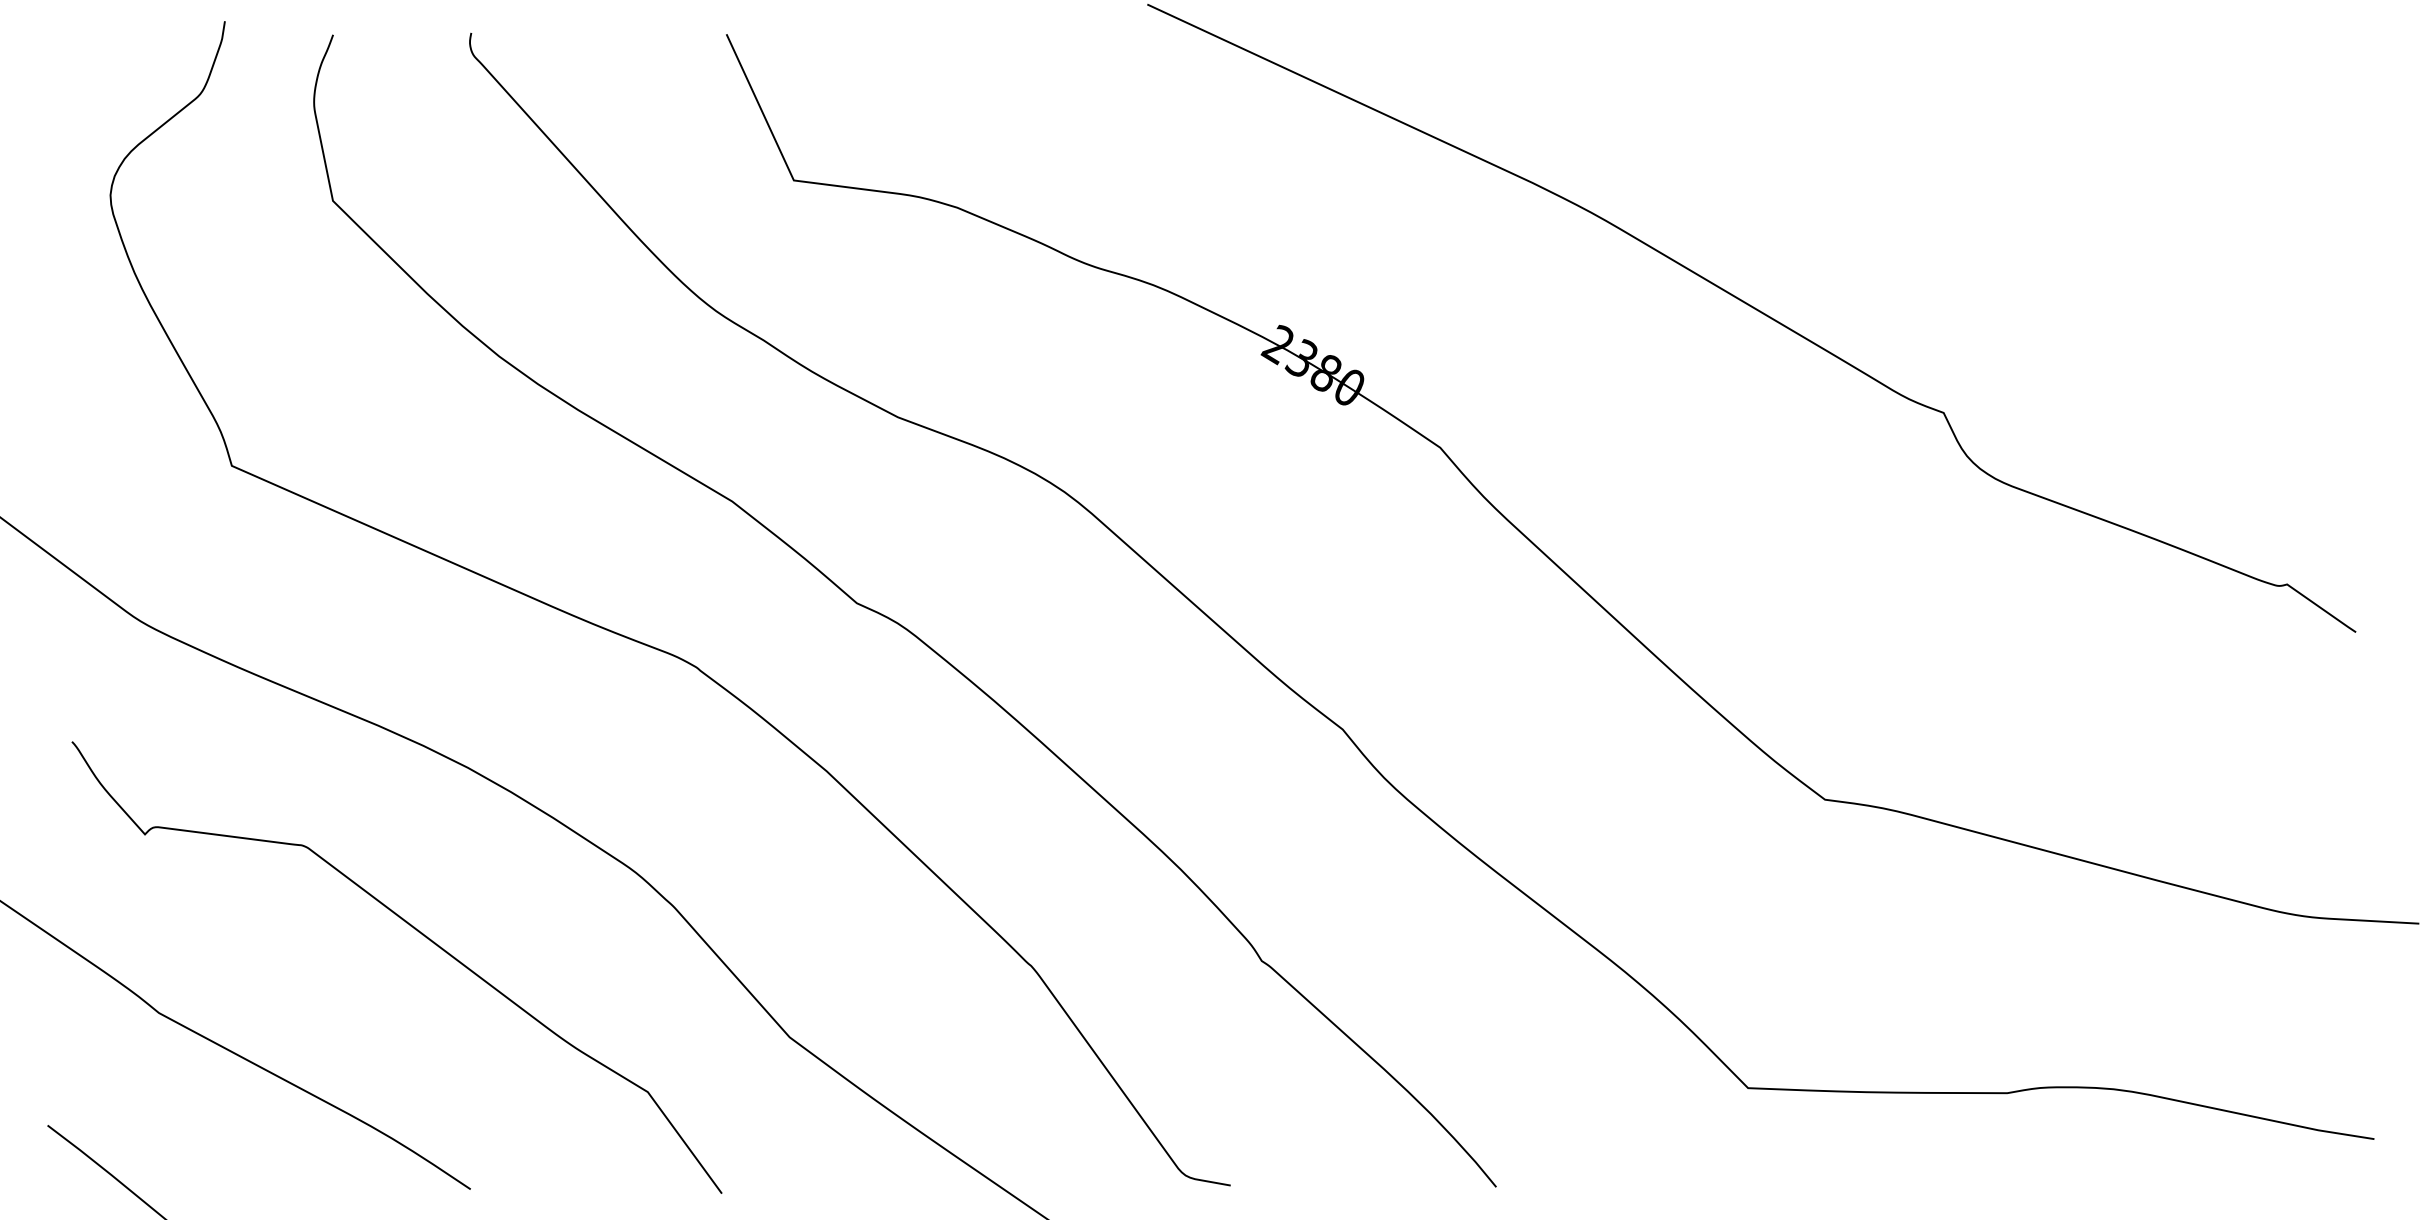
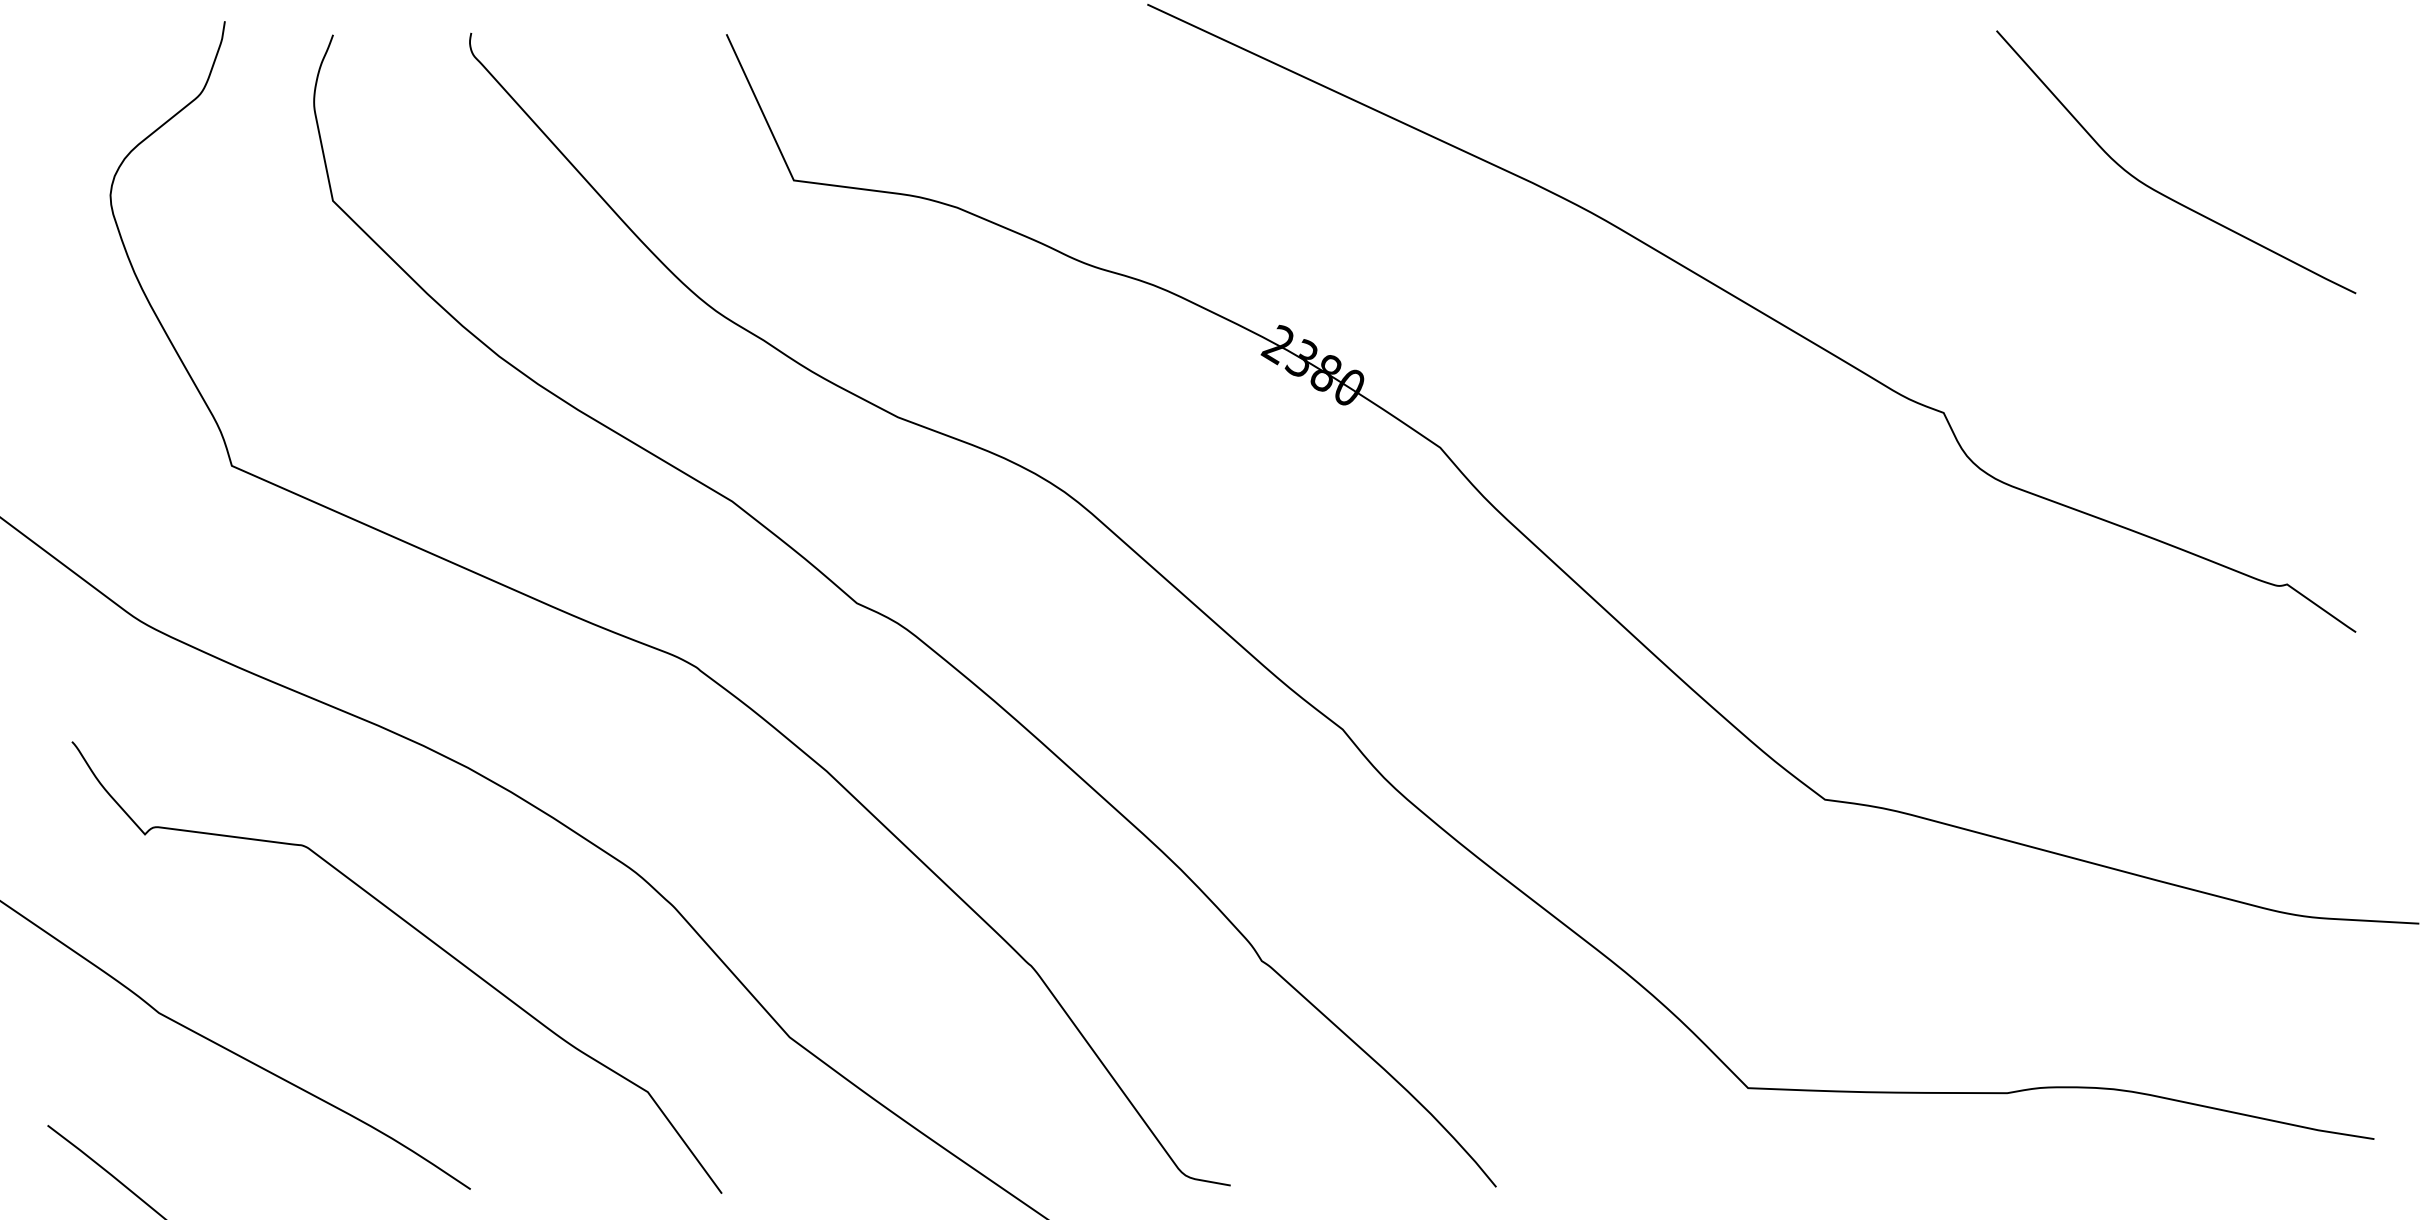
curve: none -> present (2159, 191)
